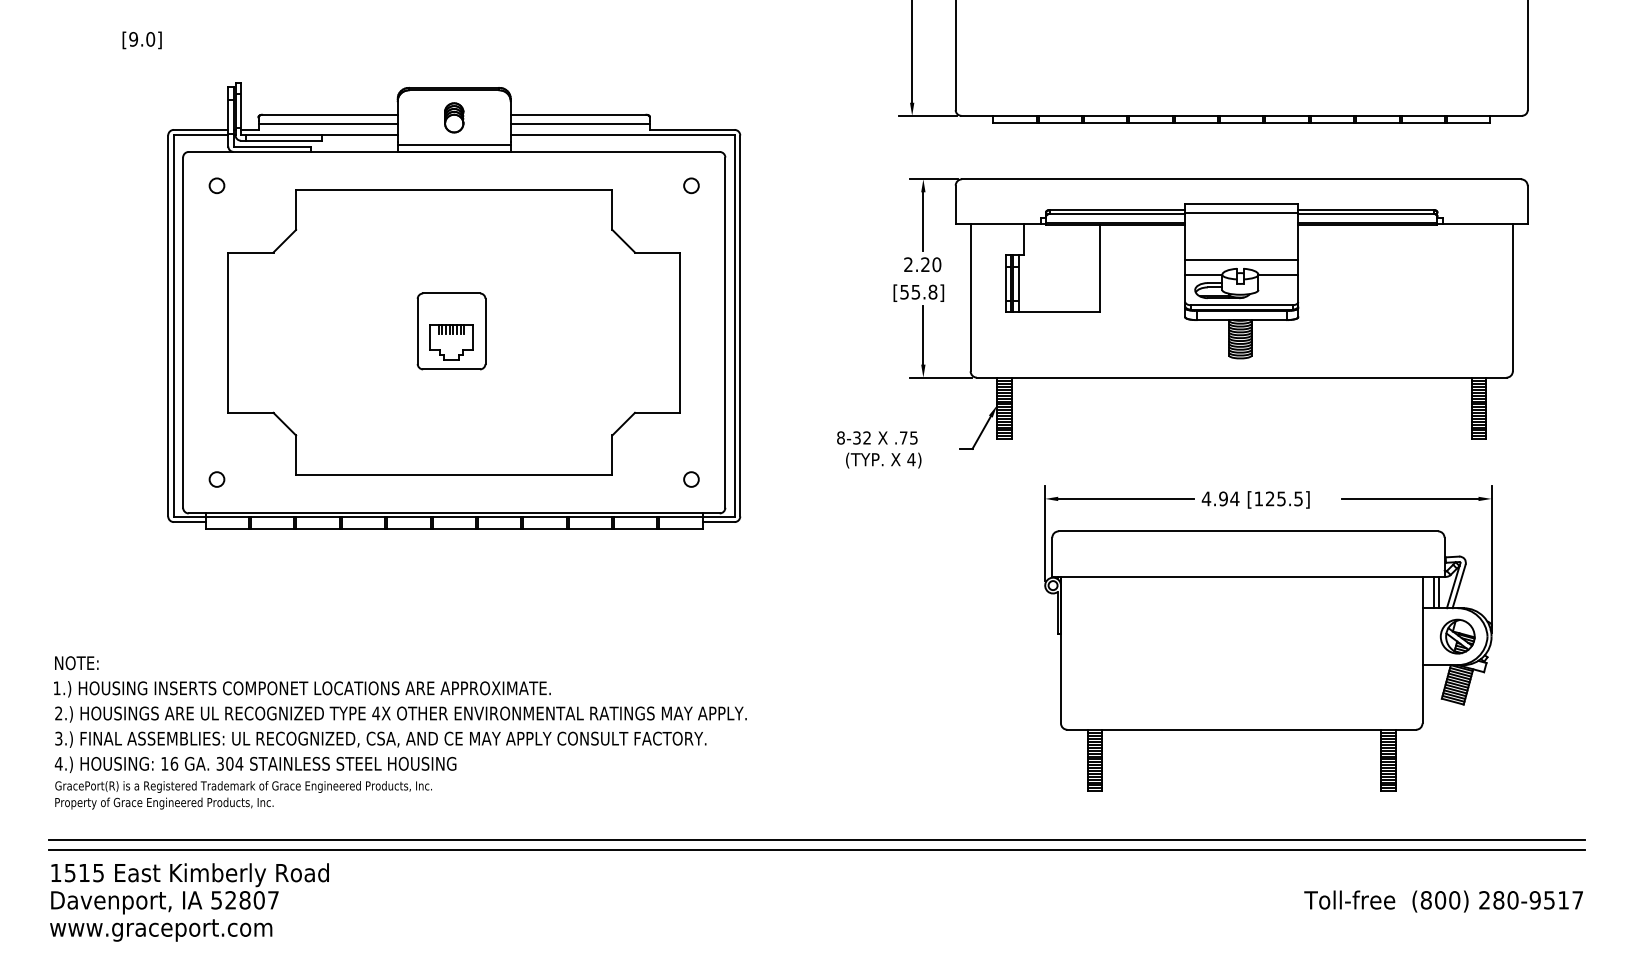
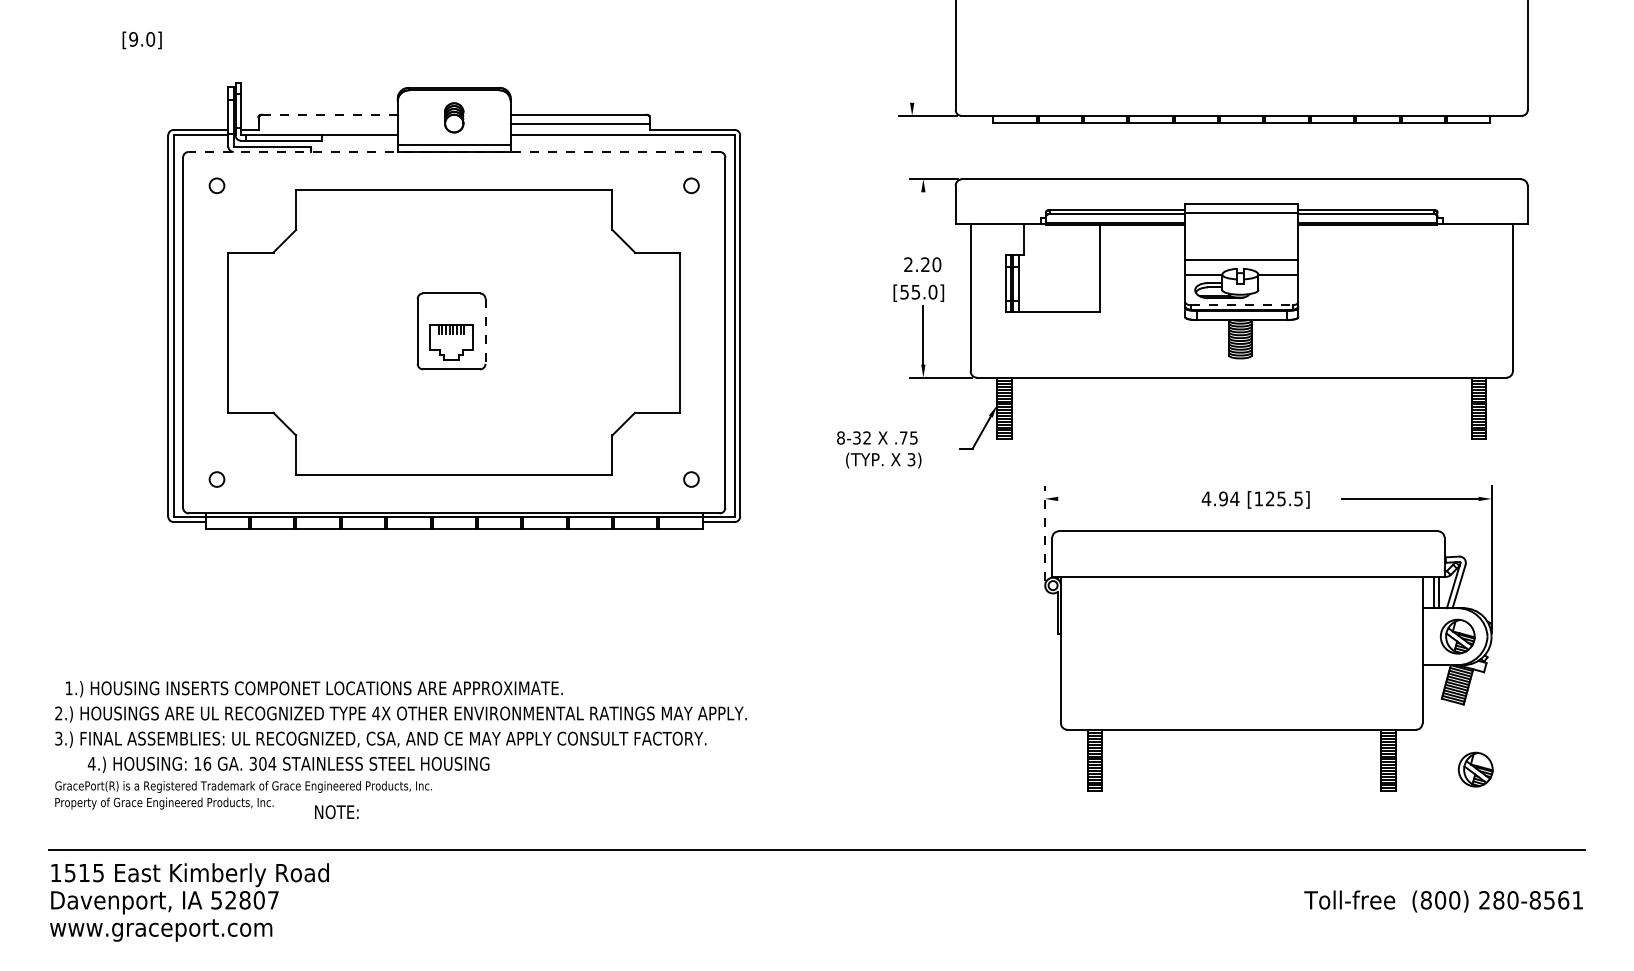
line: present -> none (912, 52)
line: solid -> dashed (329, 114)
line: present -> none (327, 123)
line: solid -> dashed (453, 151)
line: present -> none (923, 221)
text: [55.8] -> [55.0] (932, 292)
line: solid -> dashed (1242, 305)
line: solid -> dashed (485, 331)
text: 4) -> 3) (911, 459)
line: present -> none (1126, 498)
line: solid -> dashed (1045, 533)
text position: (76, 663) -> (336, 812) (336, 812)
text position: (302, 689) -> (314, 689) (314, 689)
text position: (255, 764) -> (288, 764) (288, 764)
part: none -> present (1475, 769)
line: present -> none (816, 839)
text: 280-9517 -> 280-8561 (1555, 900)
